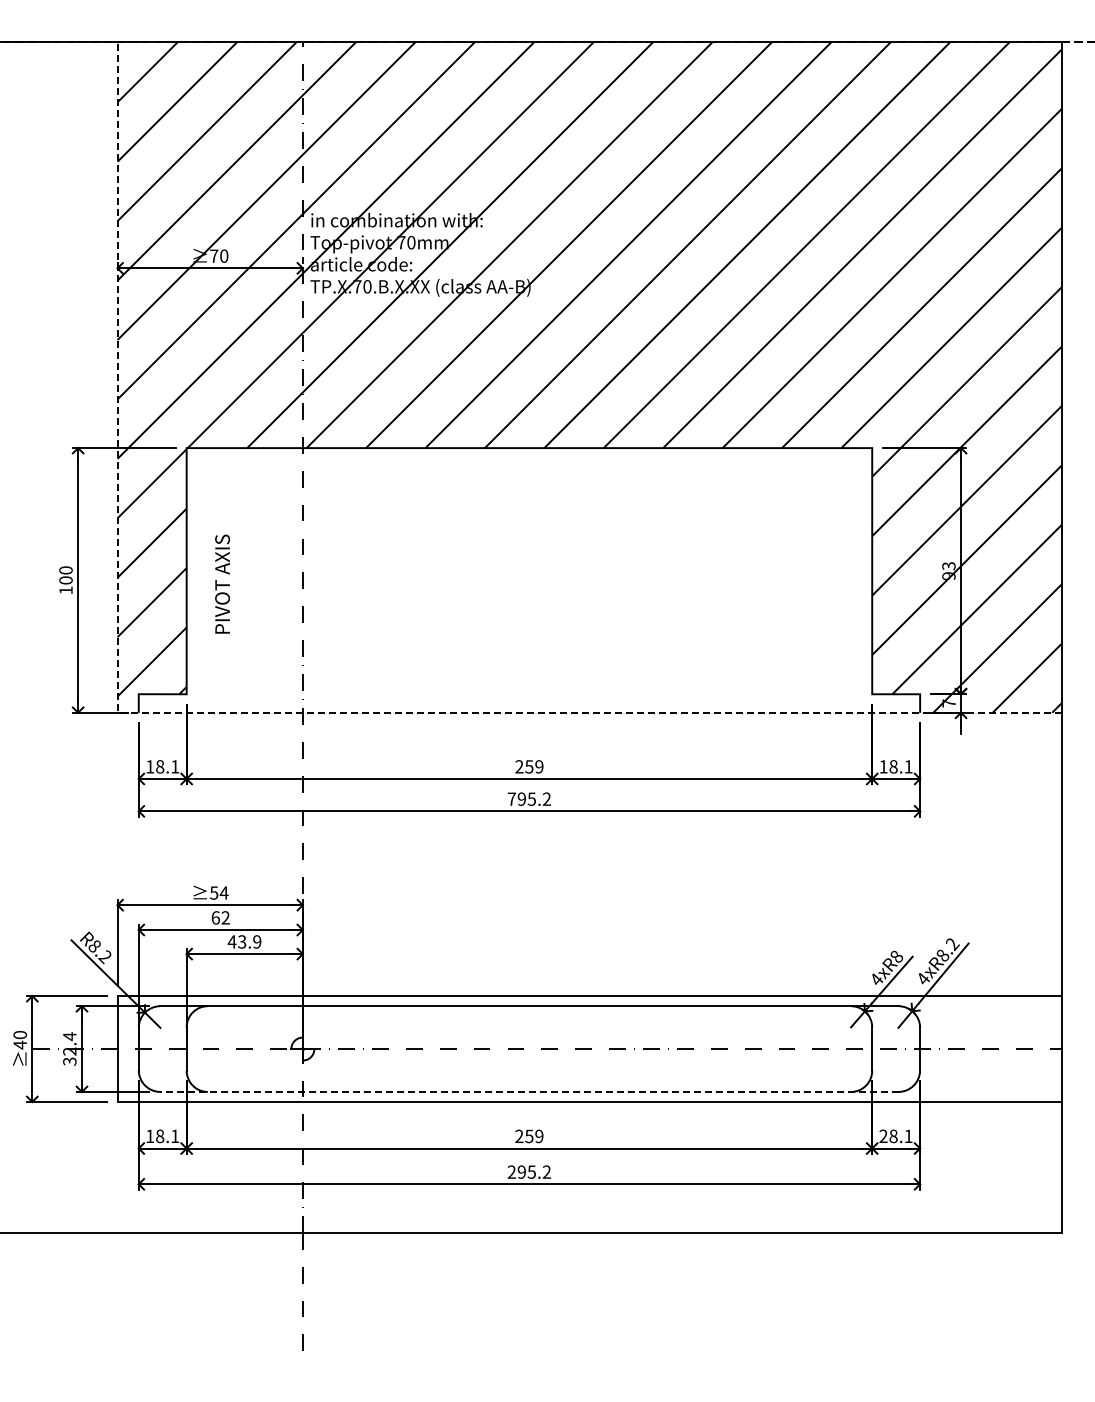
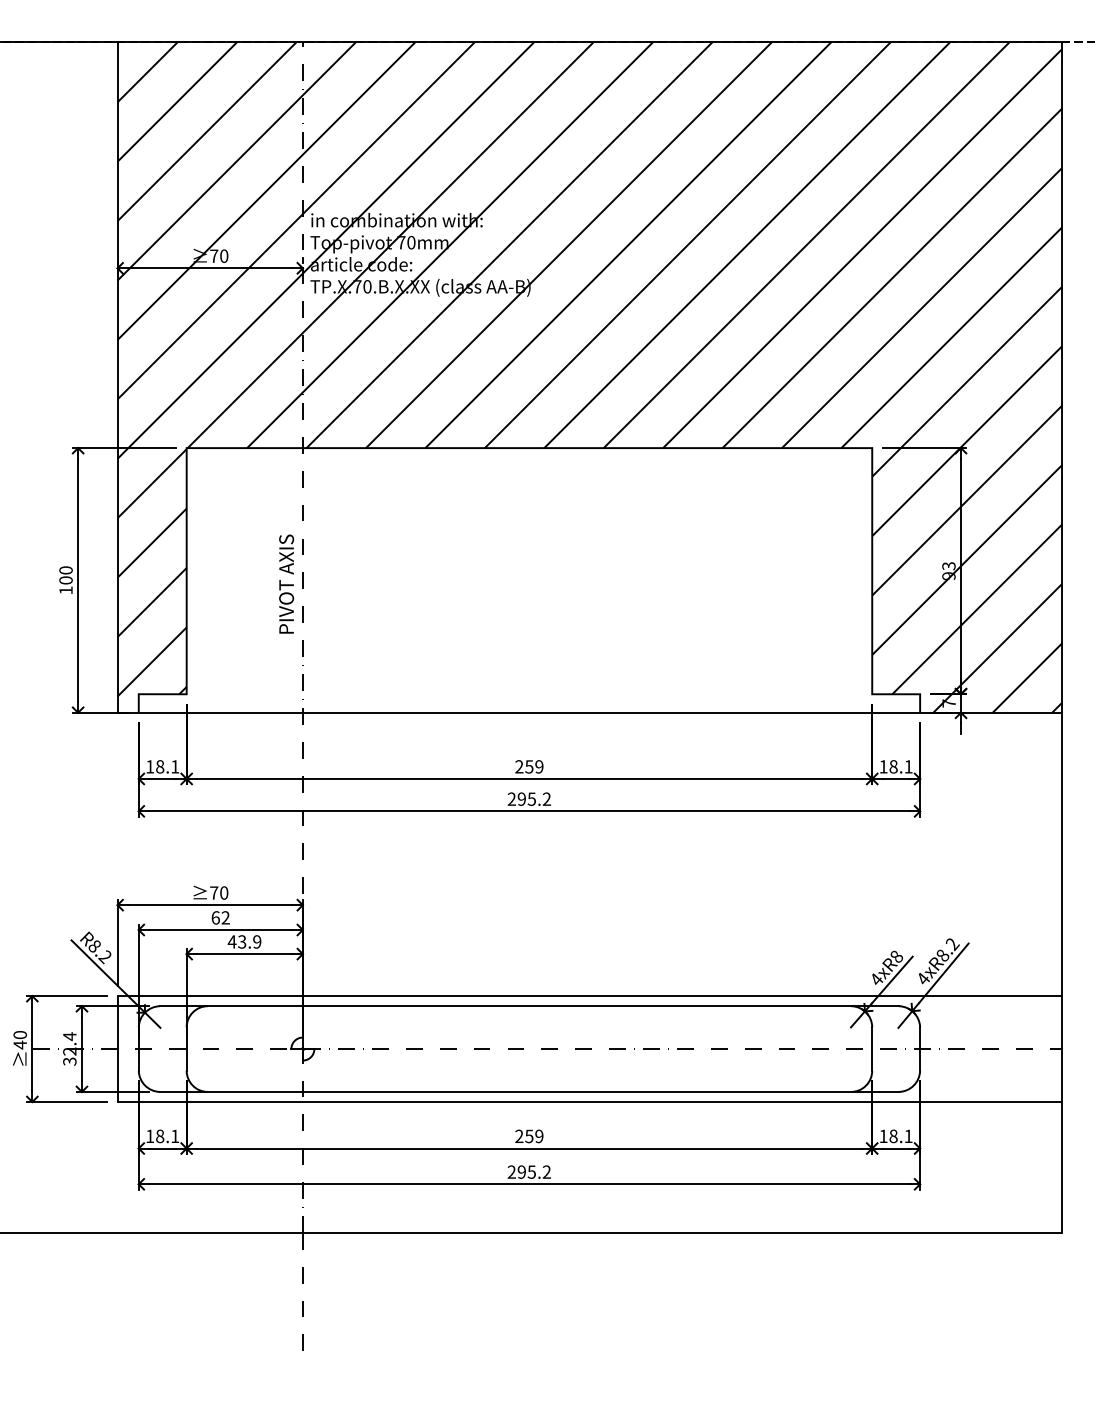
text position: (222, 583) -> (286, 583) (286, 583)
line: dashed -> solid (254, 712)
text: 795.2 -> 295.2 (511, 798)
text: 54 -> 70 (219, 892)
line: dashed -> solid (529, 1091)
text: 28.1 -> 18.1 (883, 1135)
